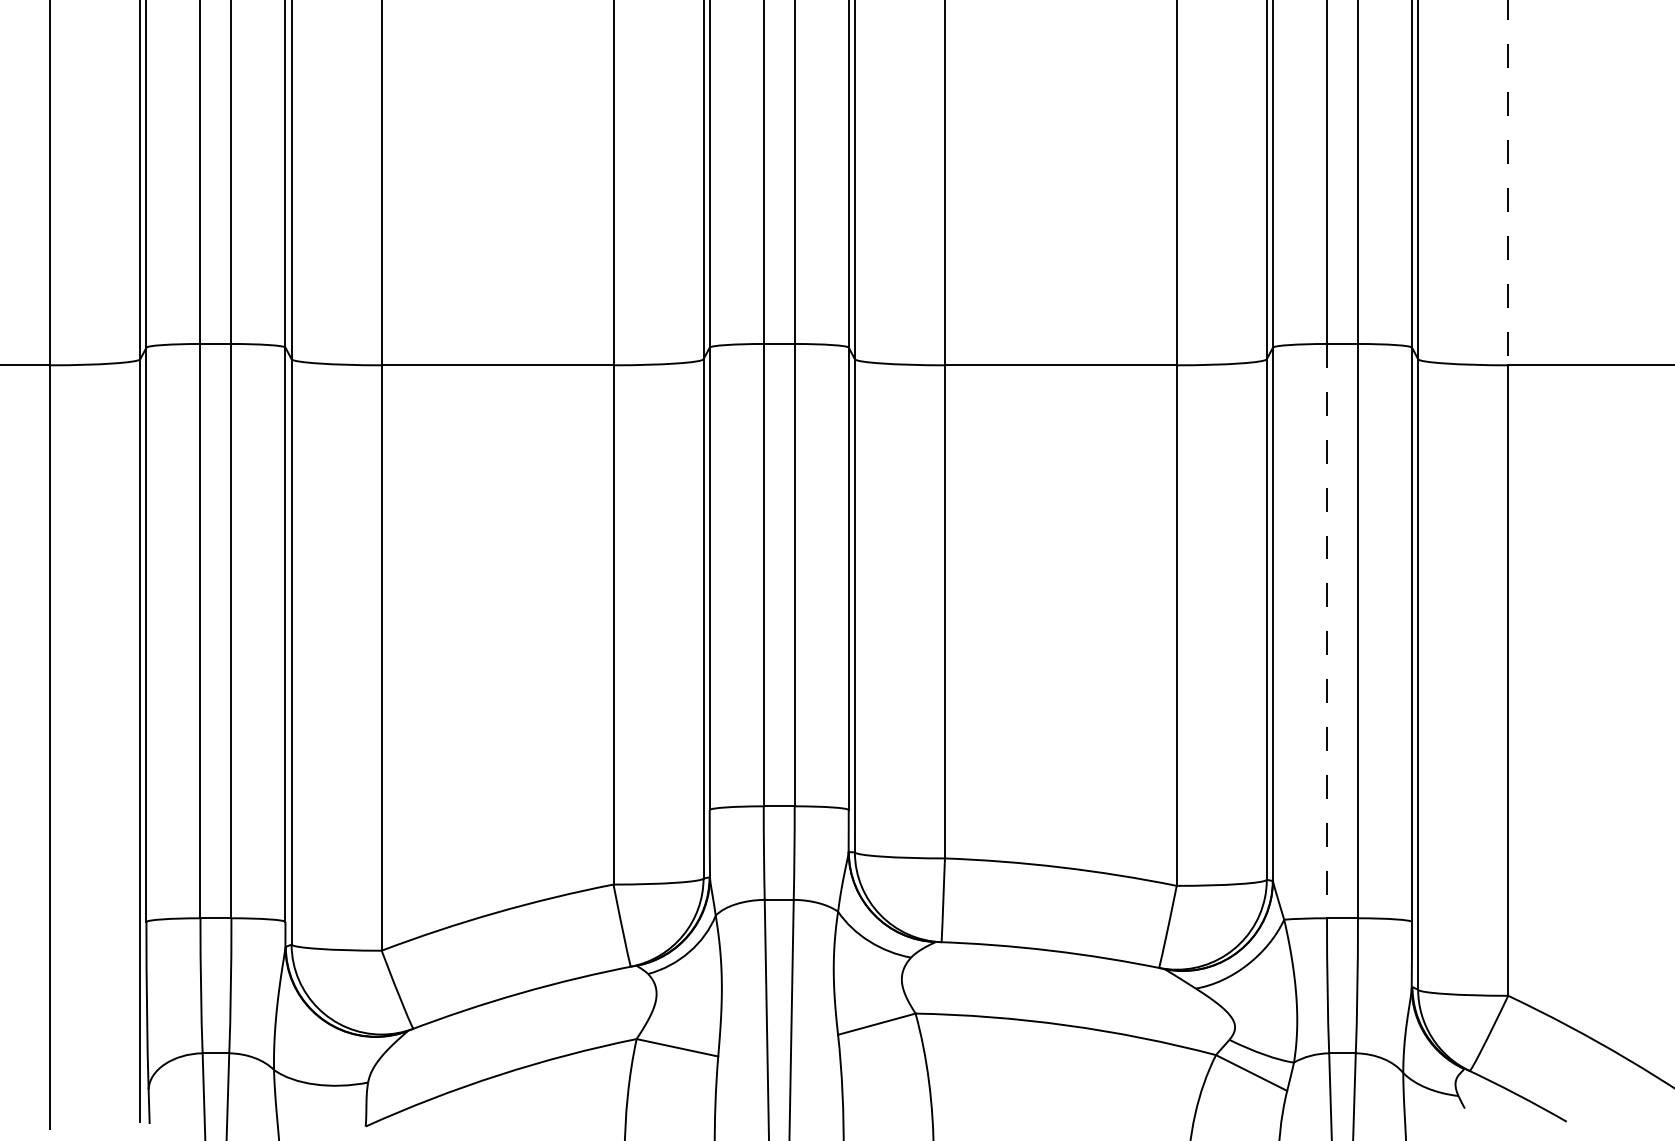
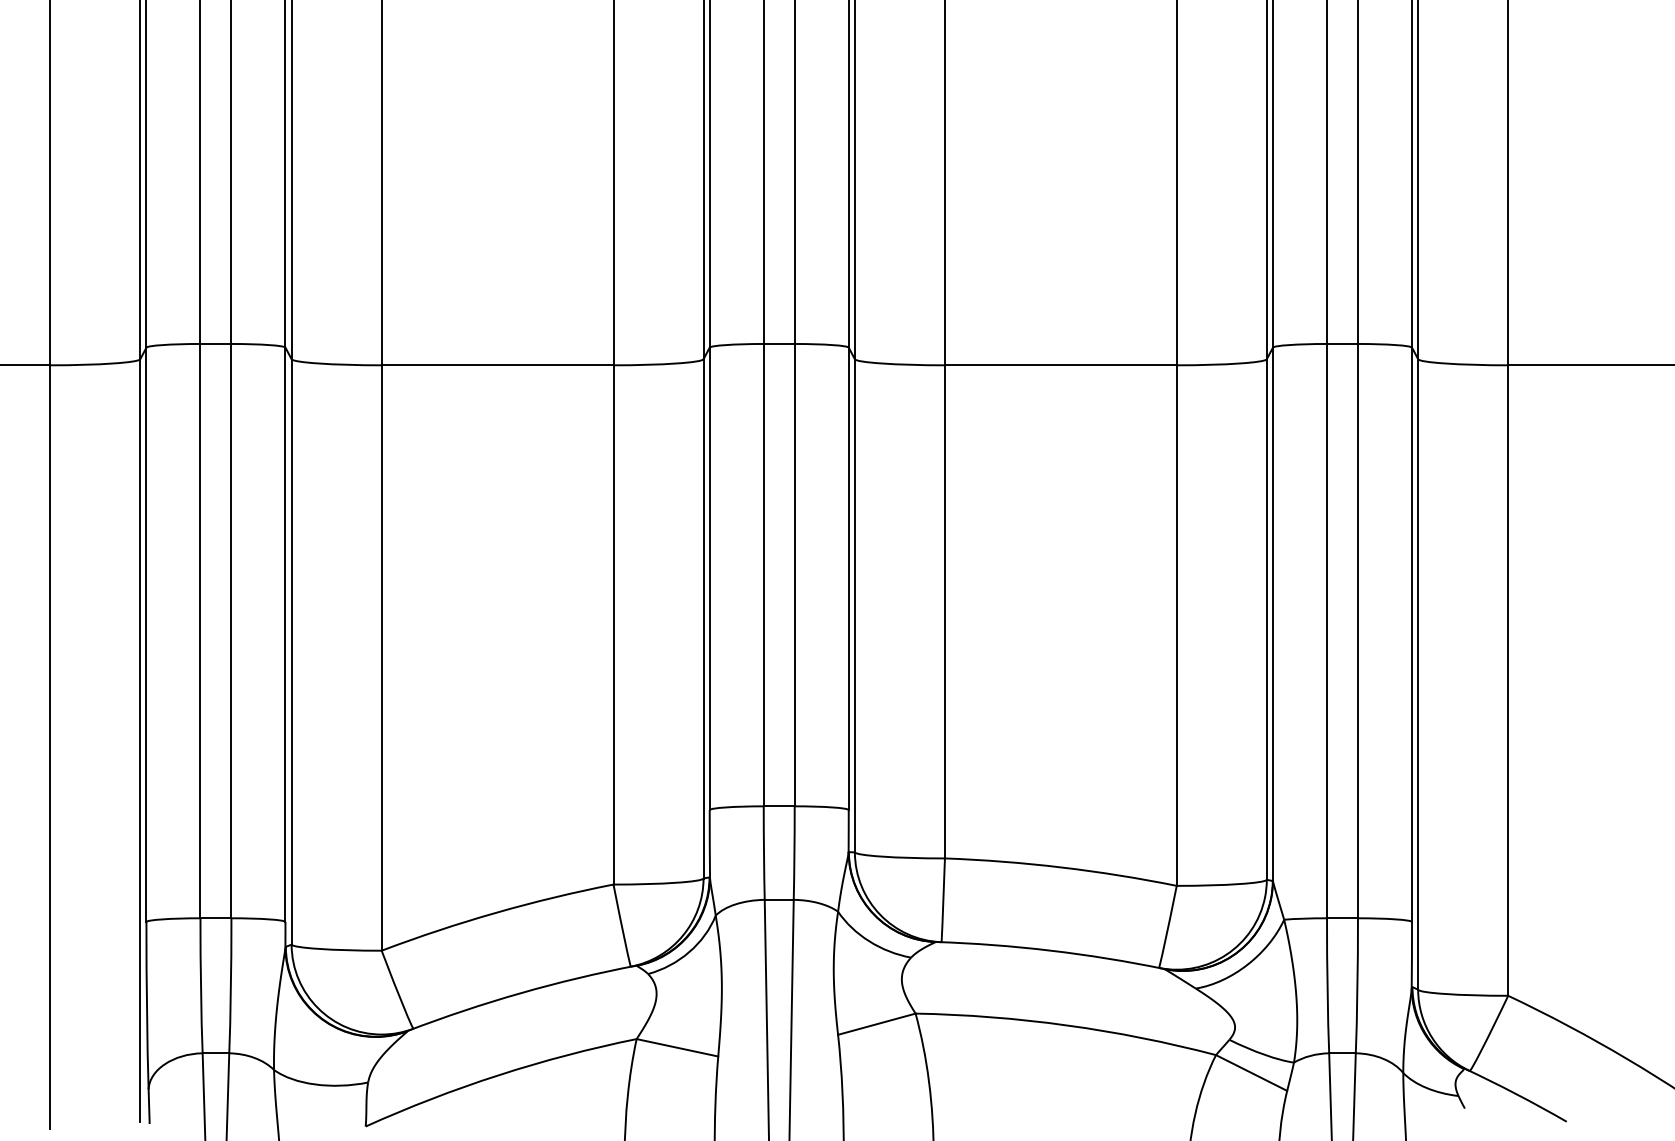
line: dashed -> solid (1508, 183)
line: dashed -> solid (1327, 631)
